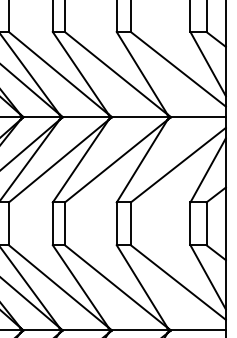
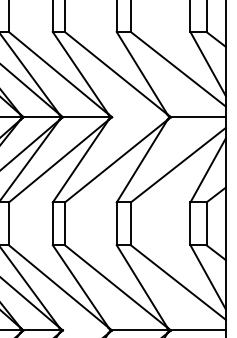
line: present -> none (140, 117)
line: present -> none (86, 330)
